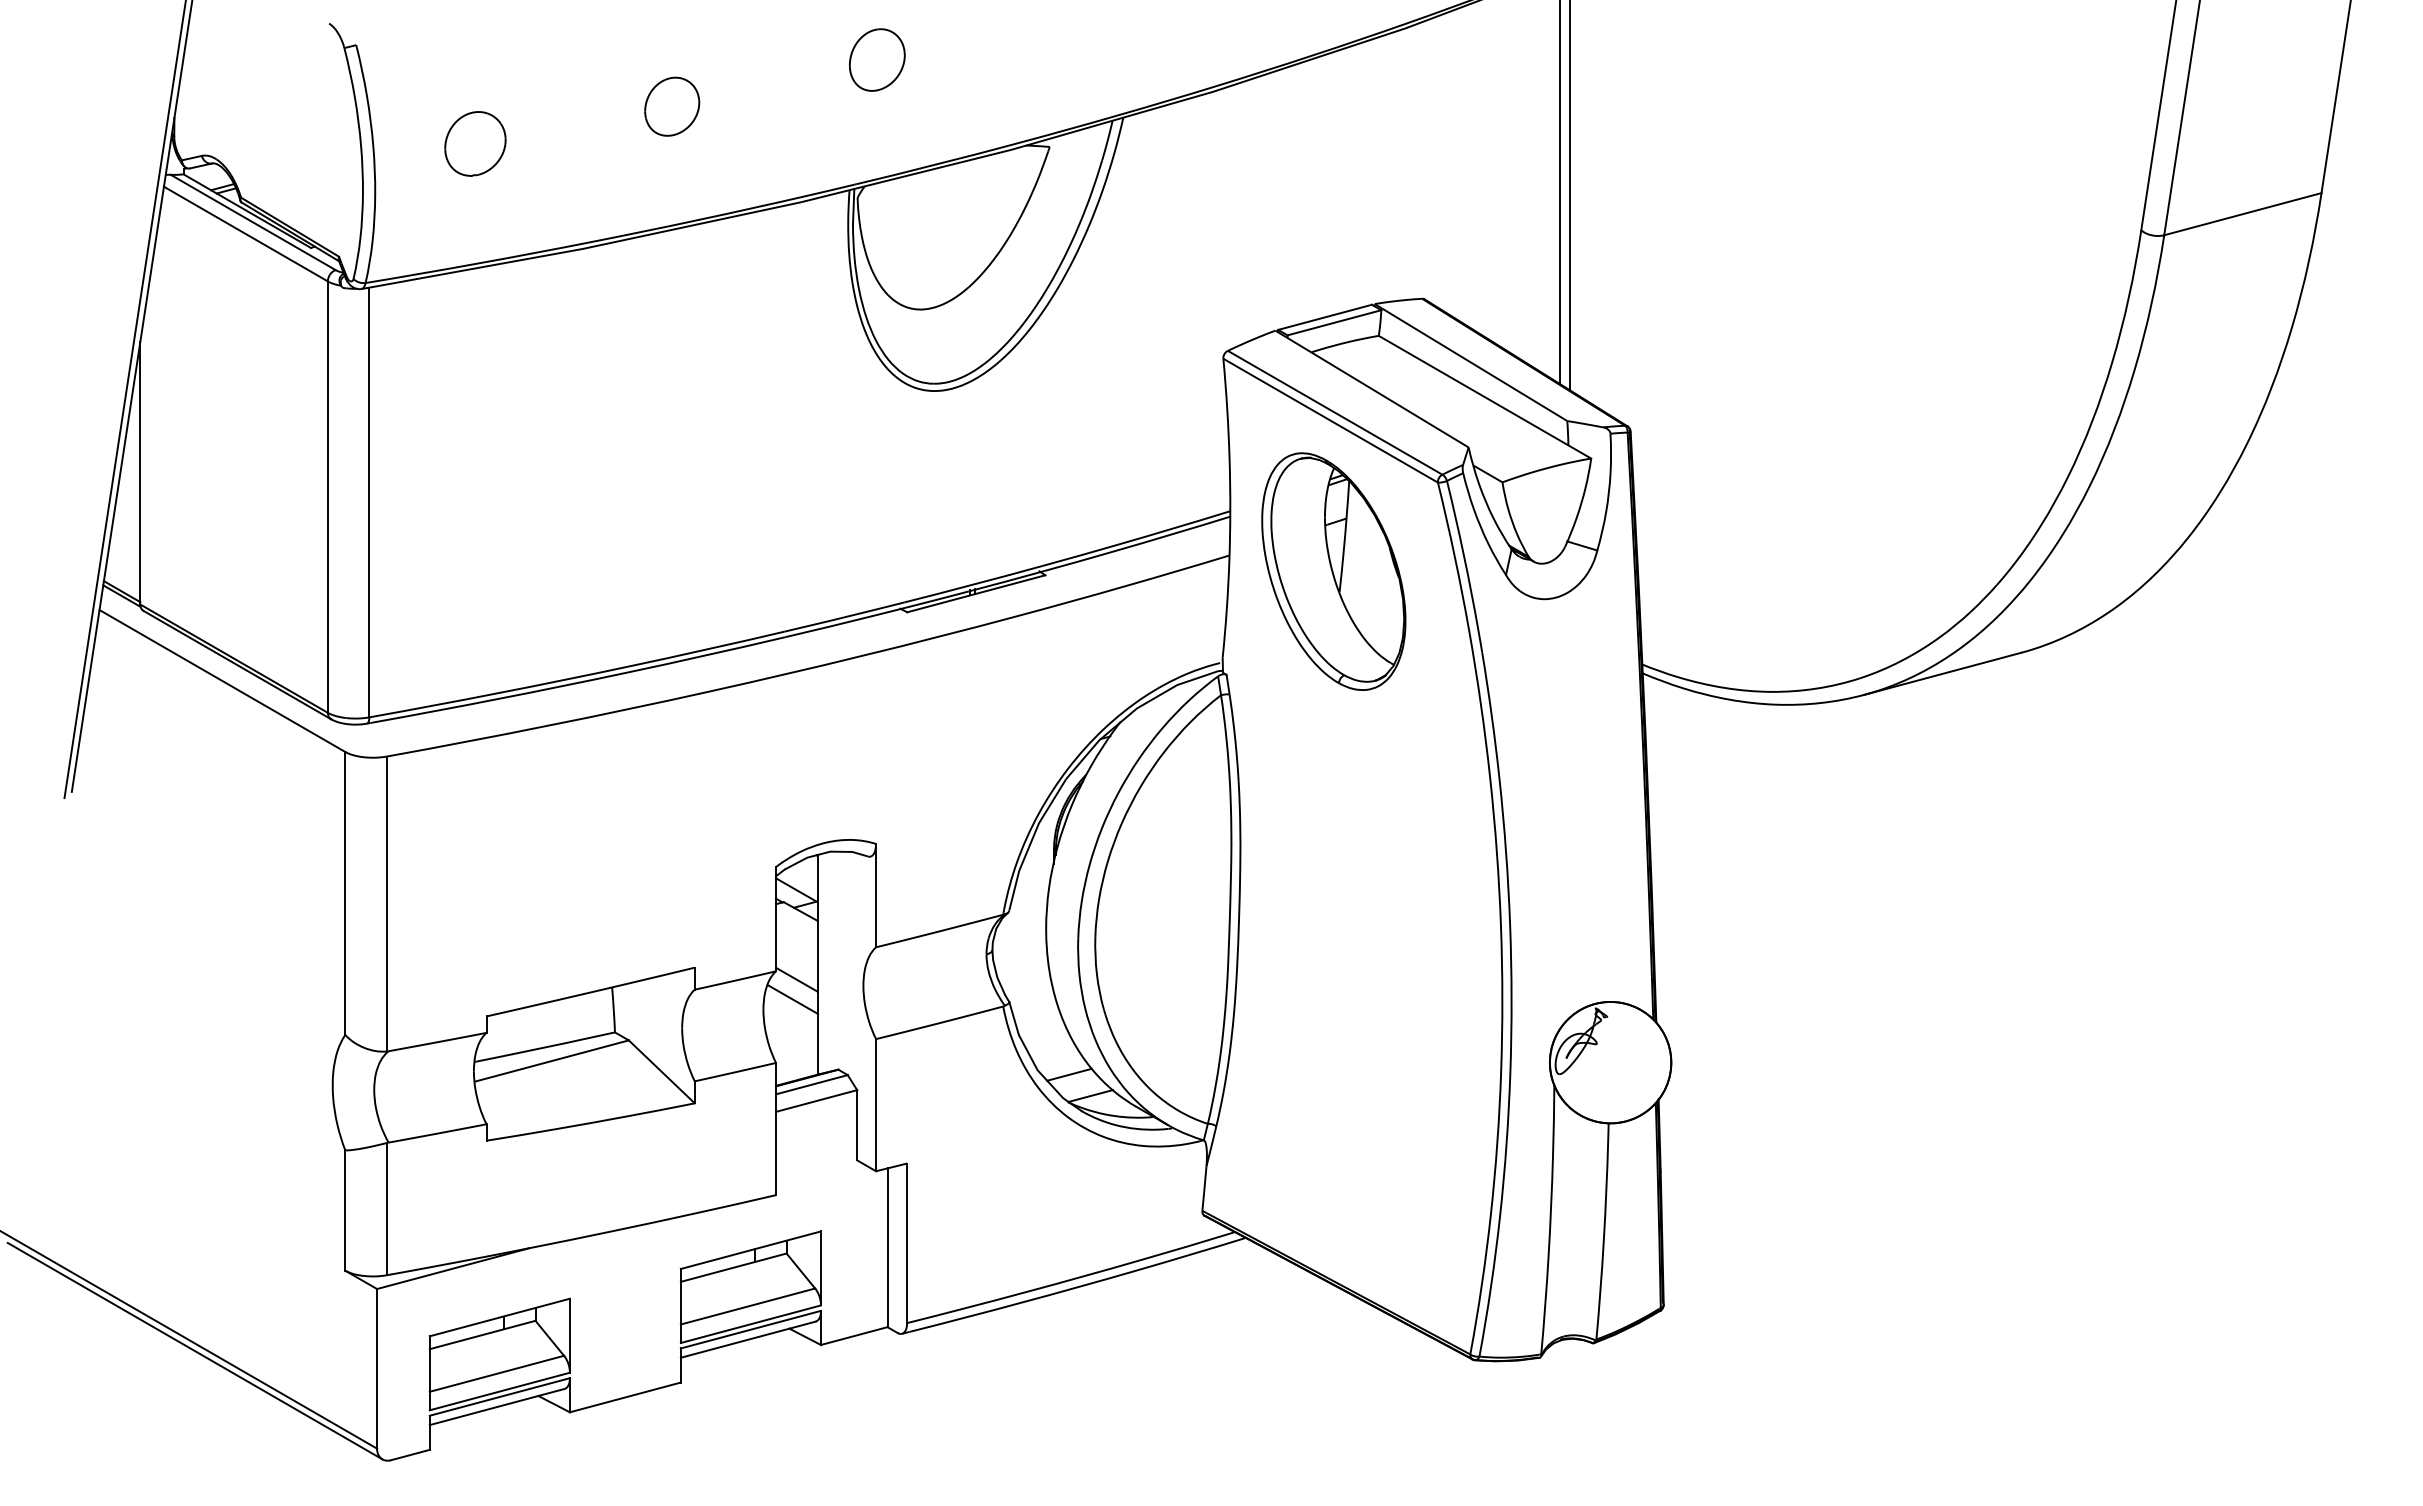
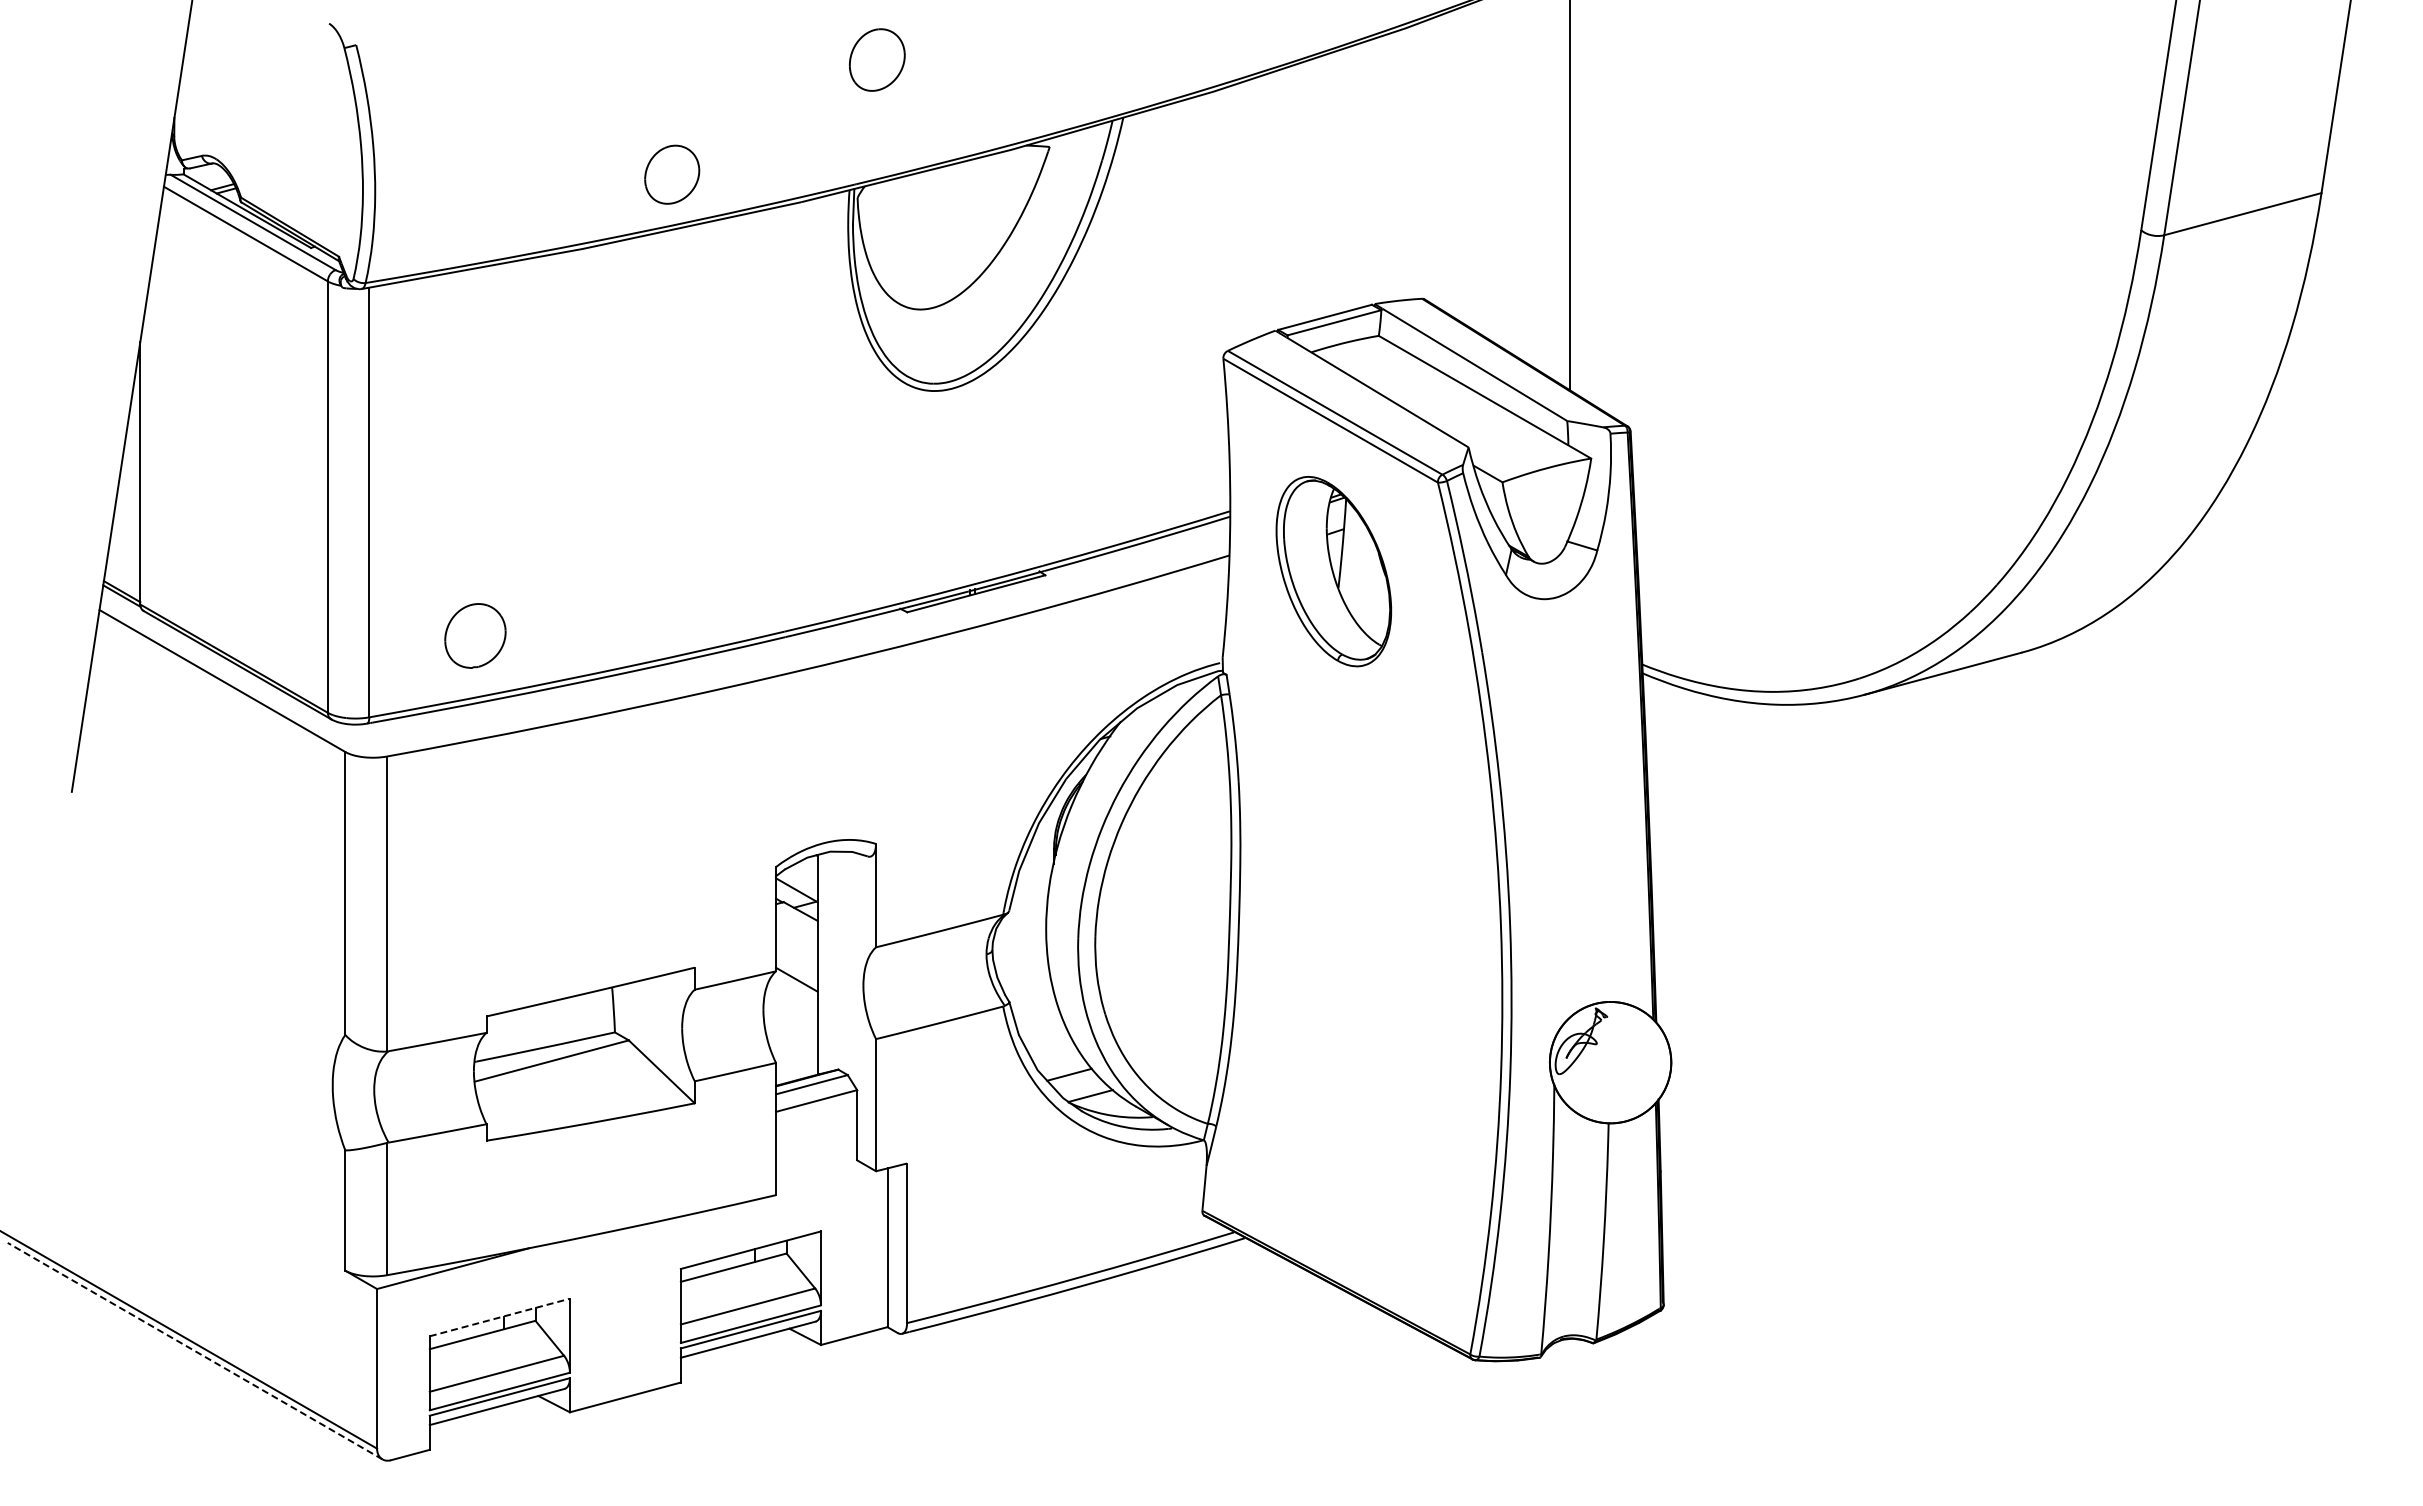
part position: (672, 106) -> (672, 174) (672, 174)
part position: (475, 143) -> (475, 635) (475, 635)
line: present -> none (1559, 192)
line: present -> none (124, 400)
part size: 146x239 px -> 118x192 px (1333, 571)
line: present -> none (792, 999)
line: solid -> dashed (499, 1317)
line: solid -> dashed (194, 1350)
